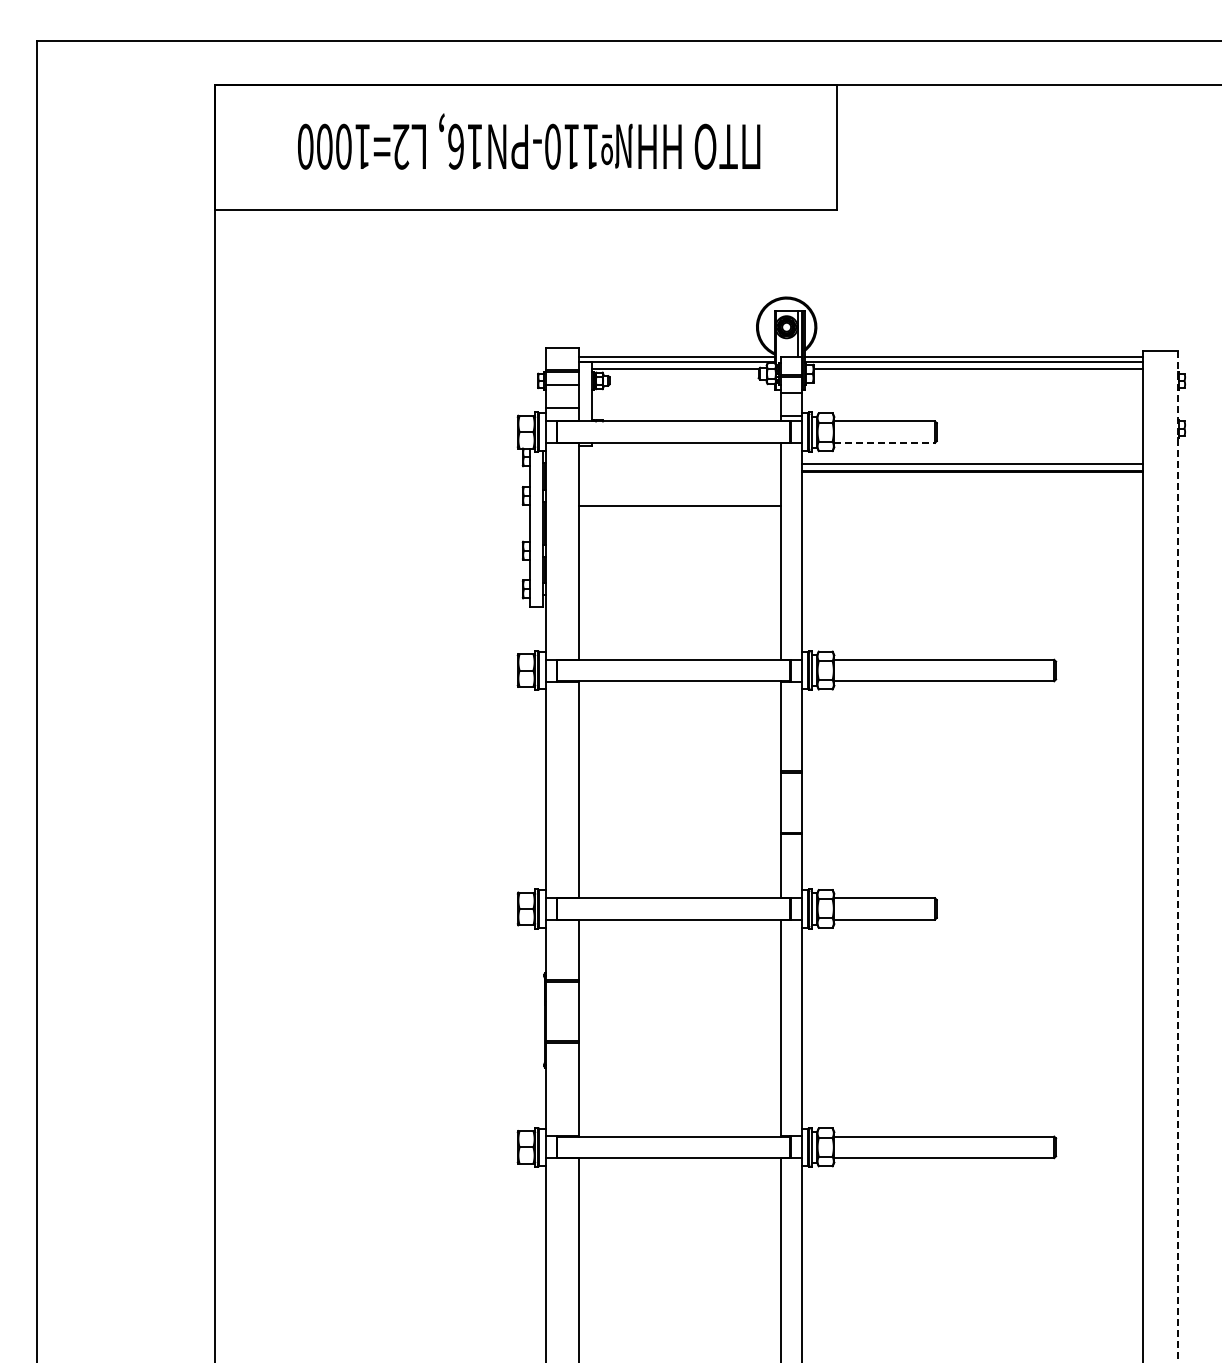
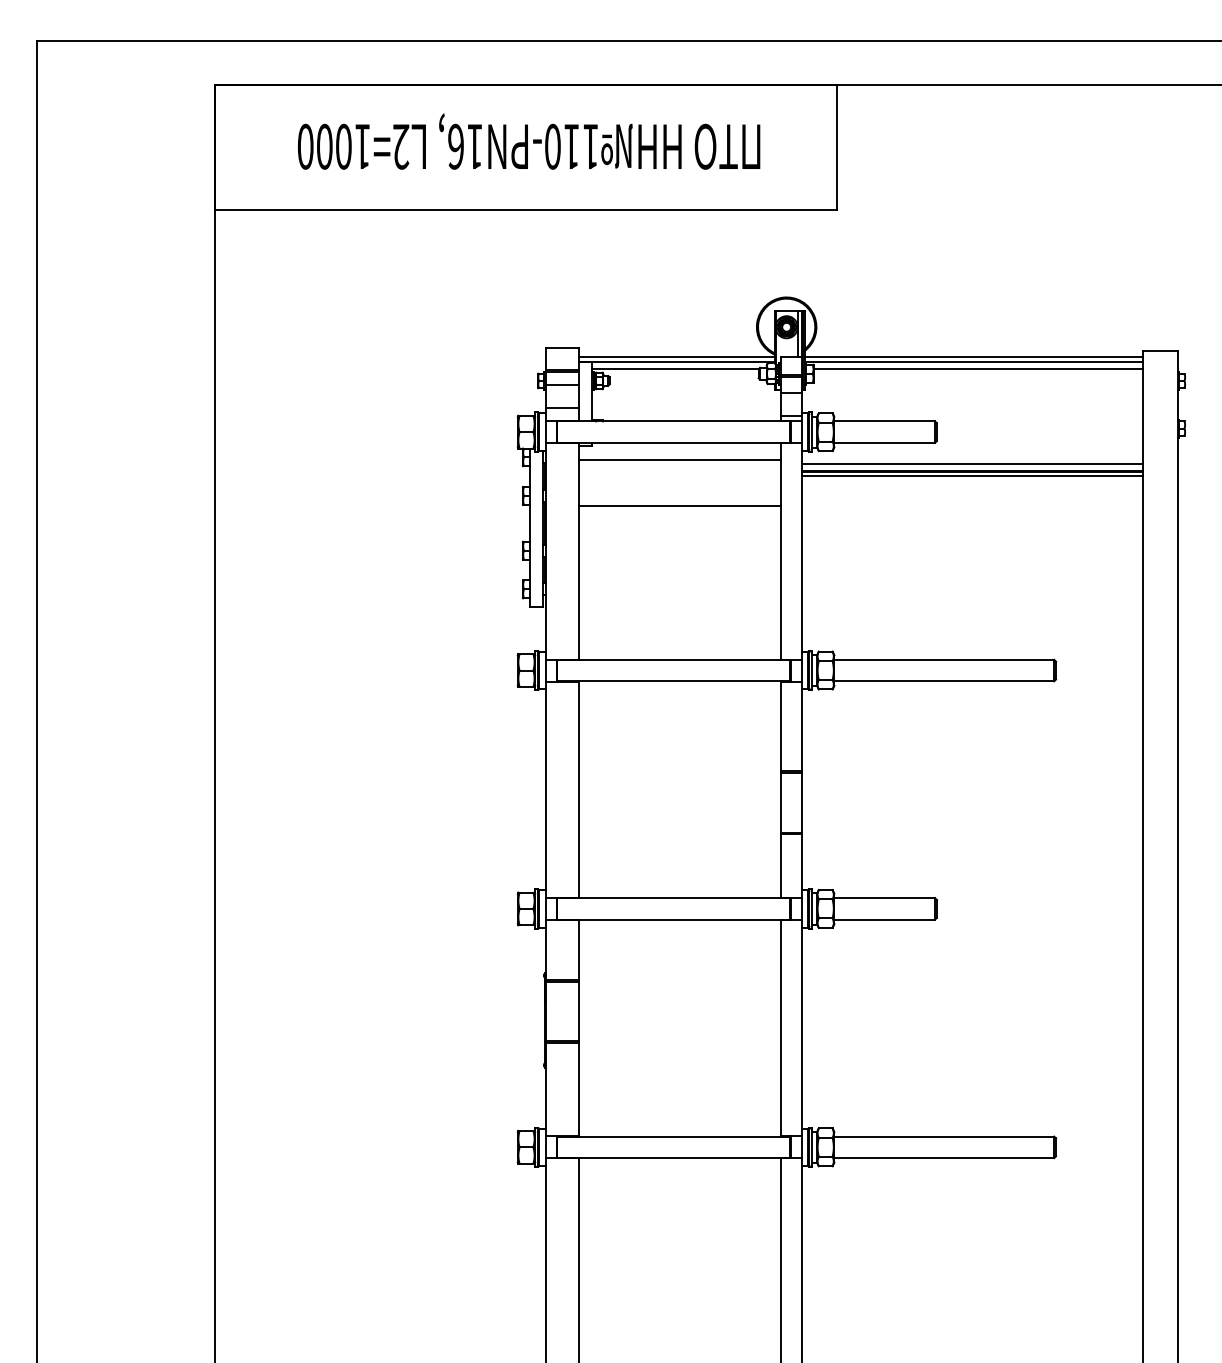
line: dashed -> solid (885, 442)
line: none -> present (679, 460)
line: none -> present (972, 476)
line: dashed -> solid (1177, 856)
